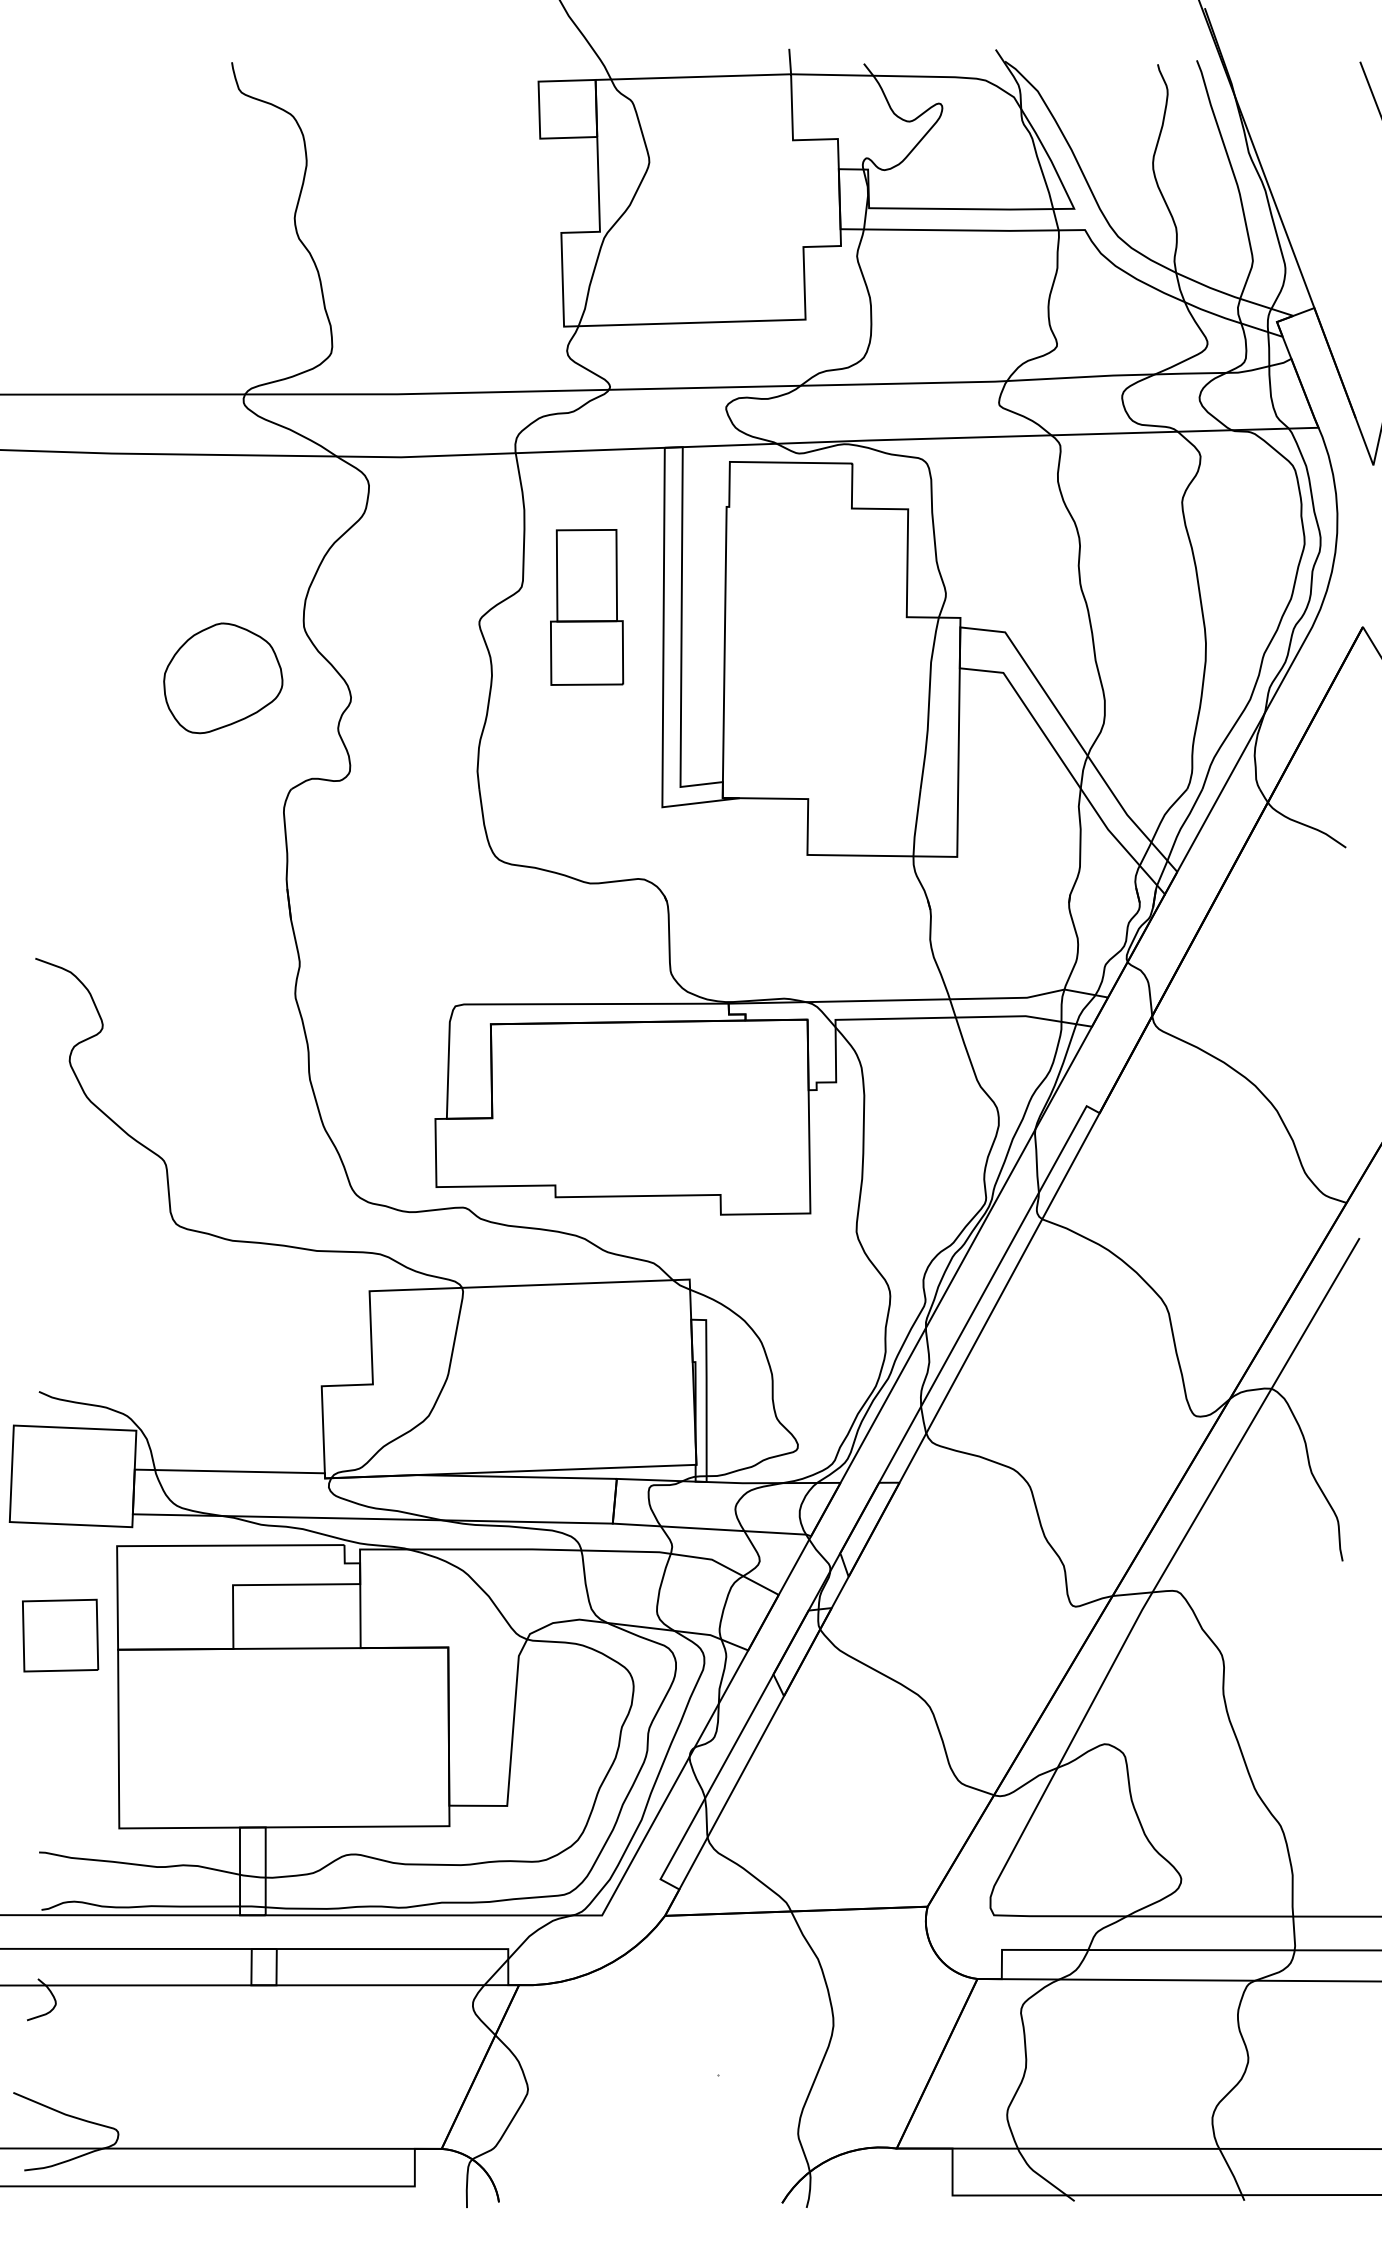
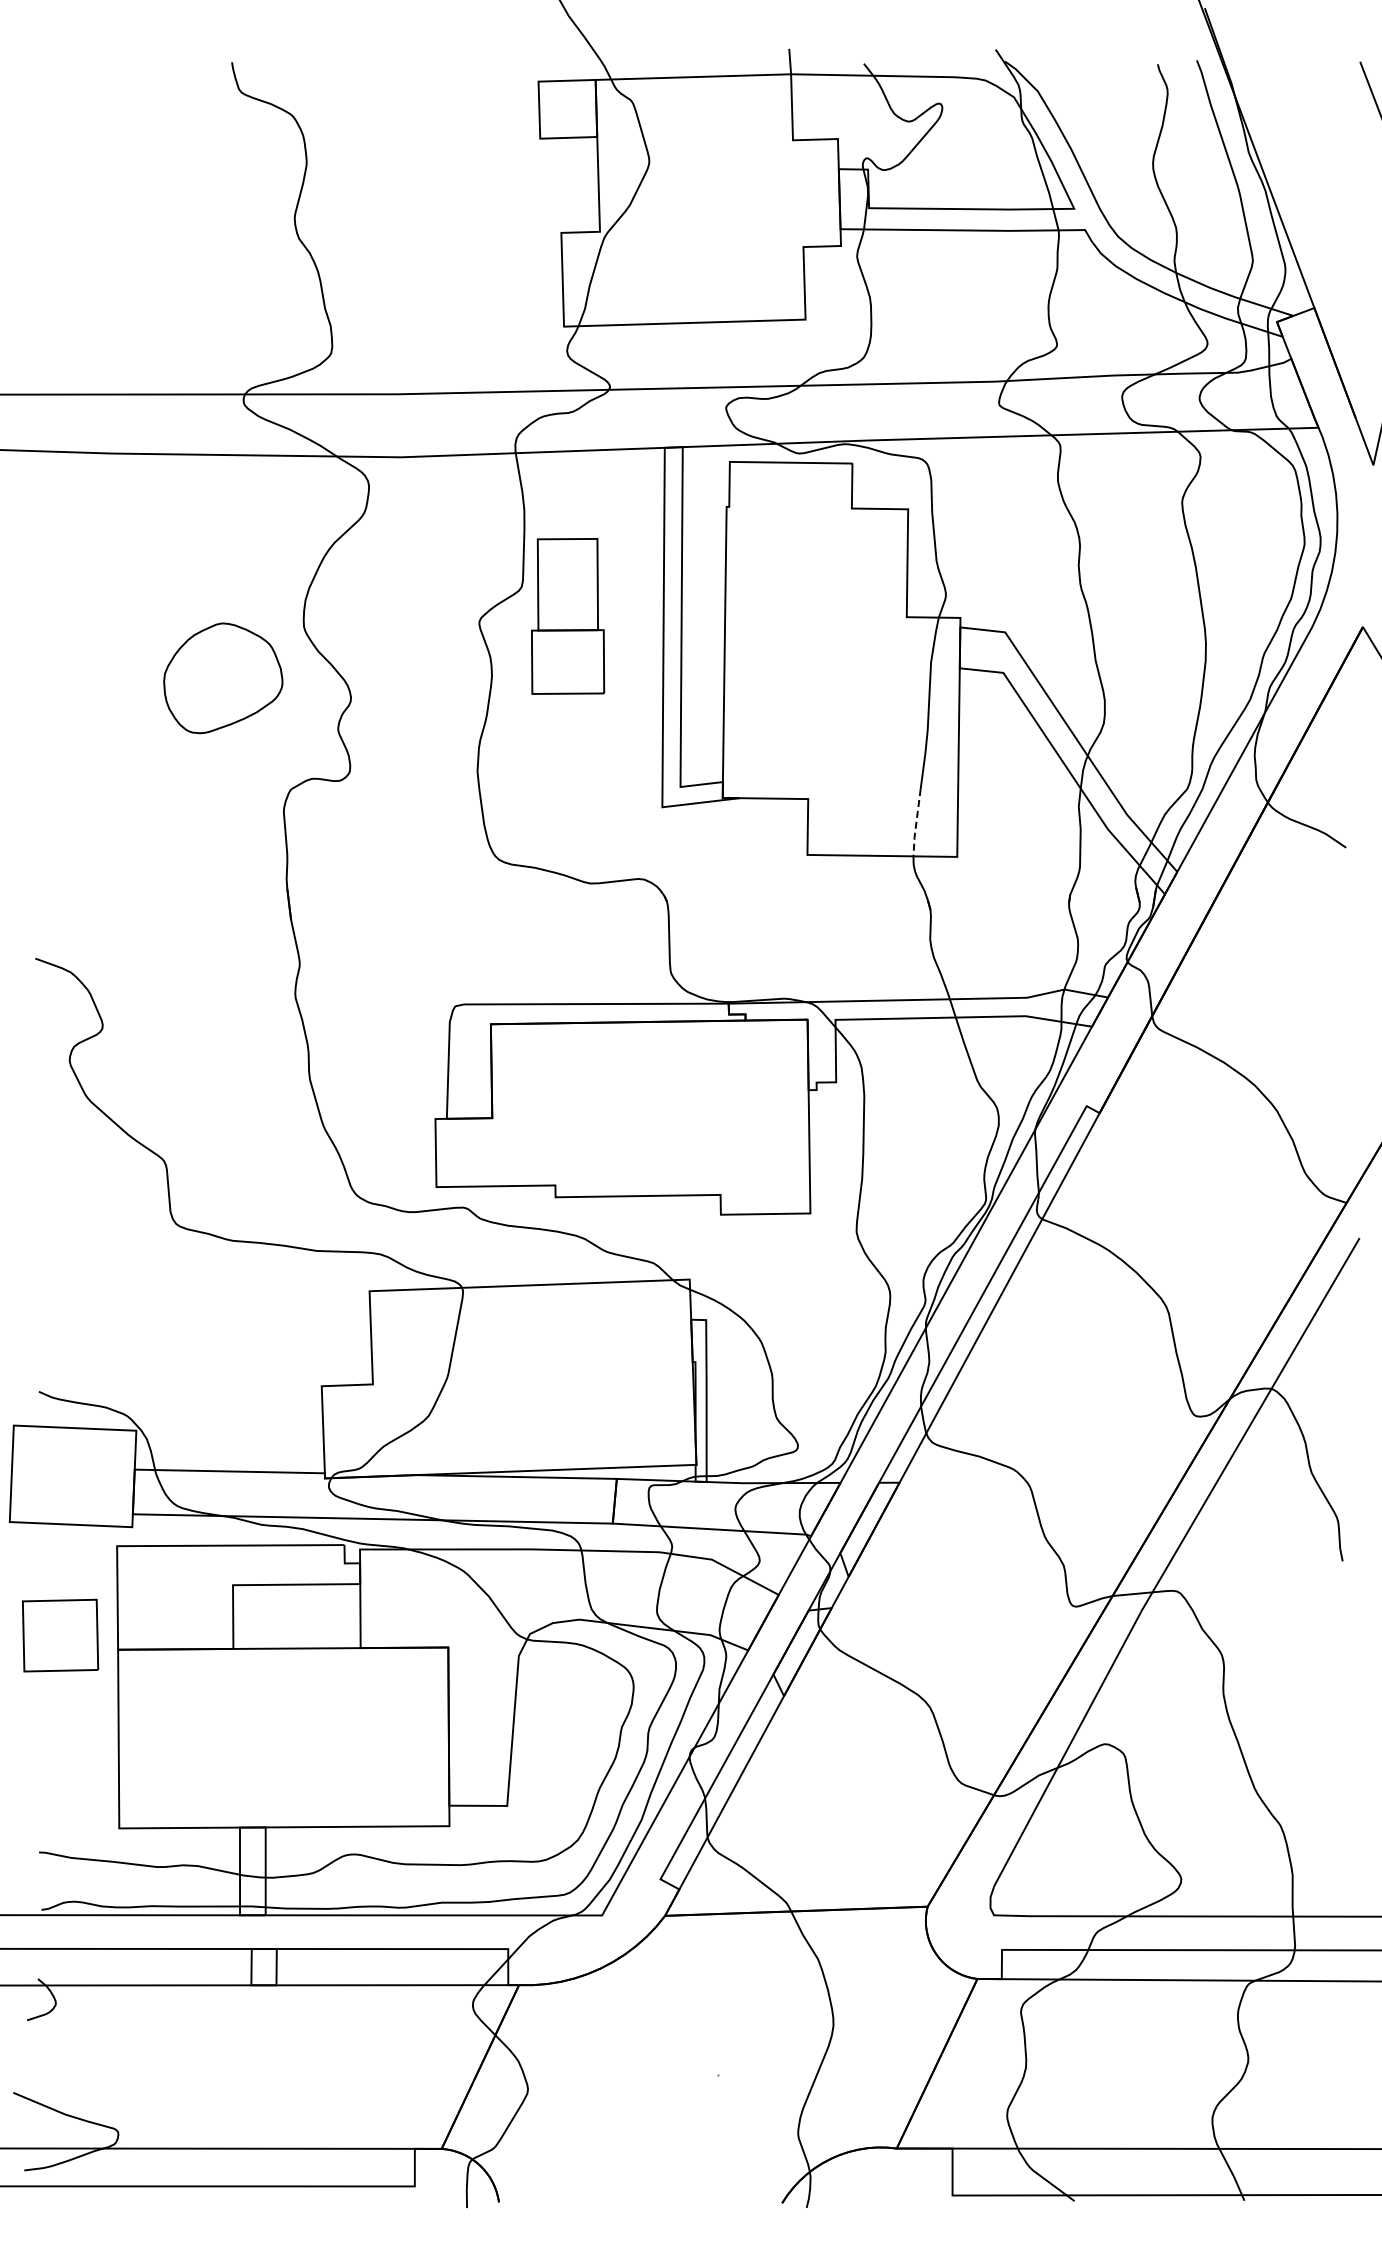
part position: (587, 607) -> (568, 616) (568, 616)
line: solid -> dashed (916, 823)
